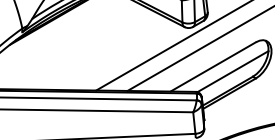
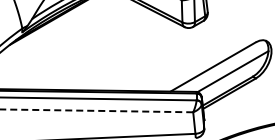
line: present -> none (172, 46)
line: present -> none (199, 48)
line: solid -> dashed (96, 110)
